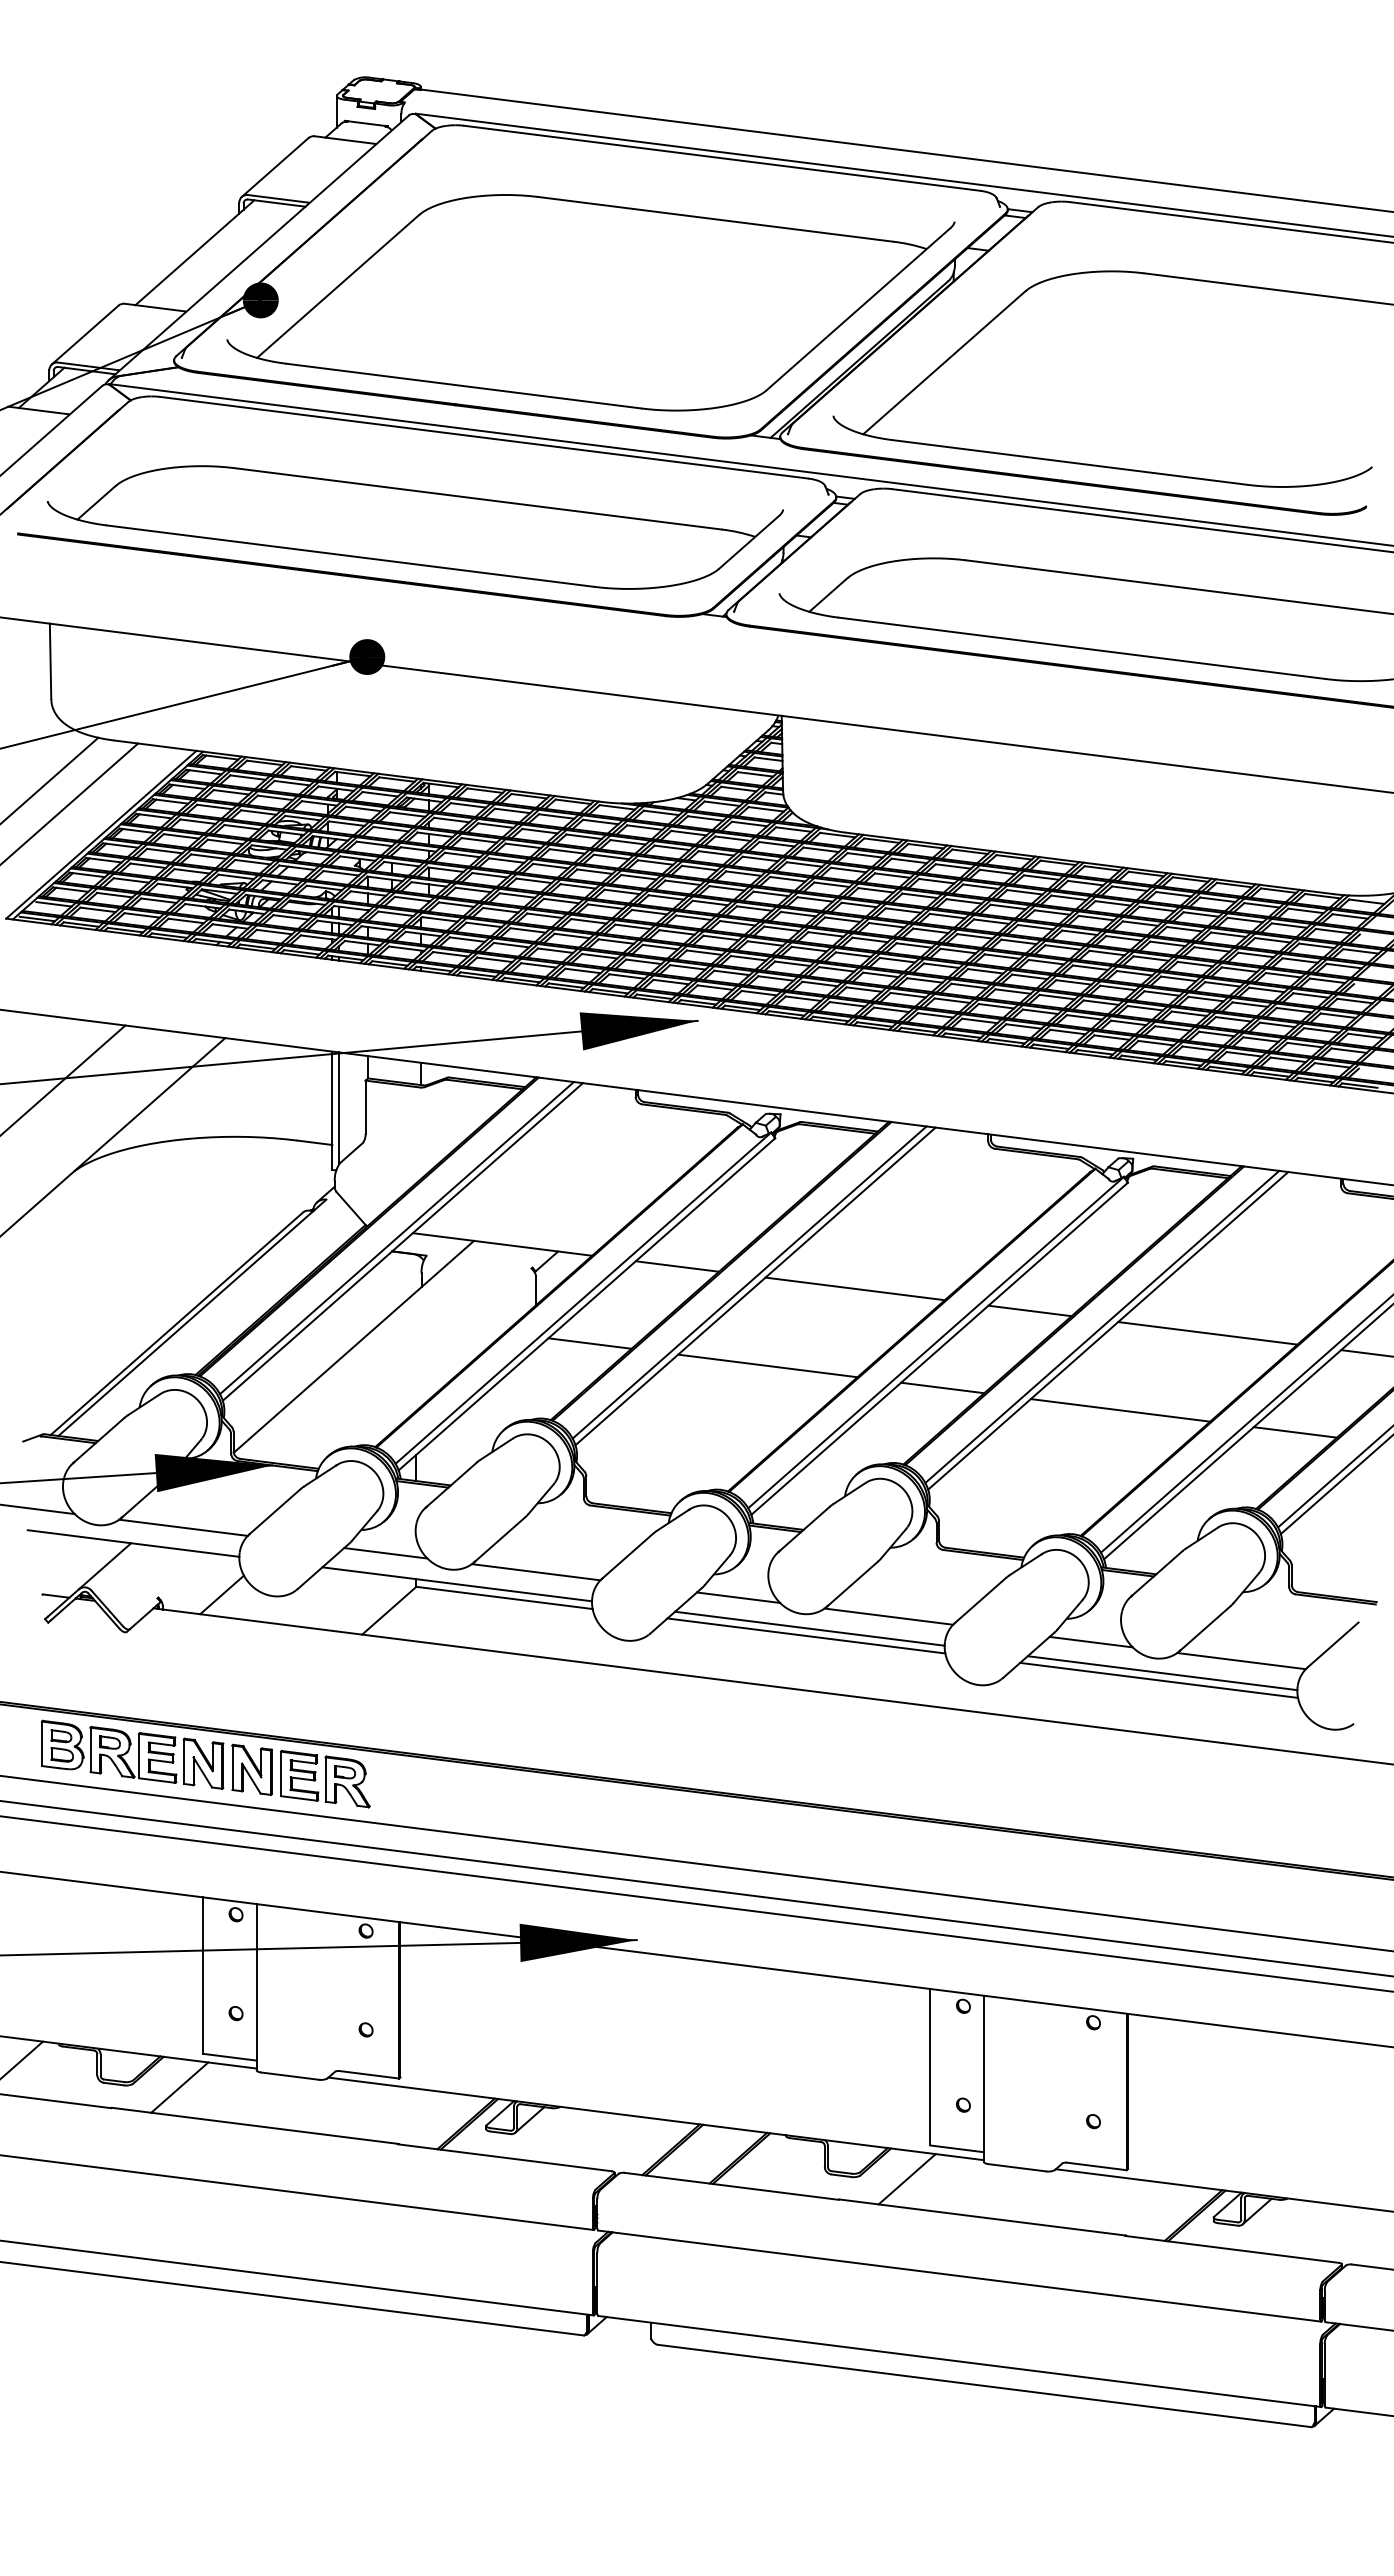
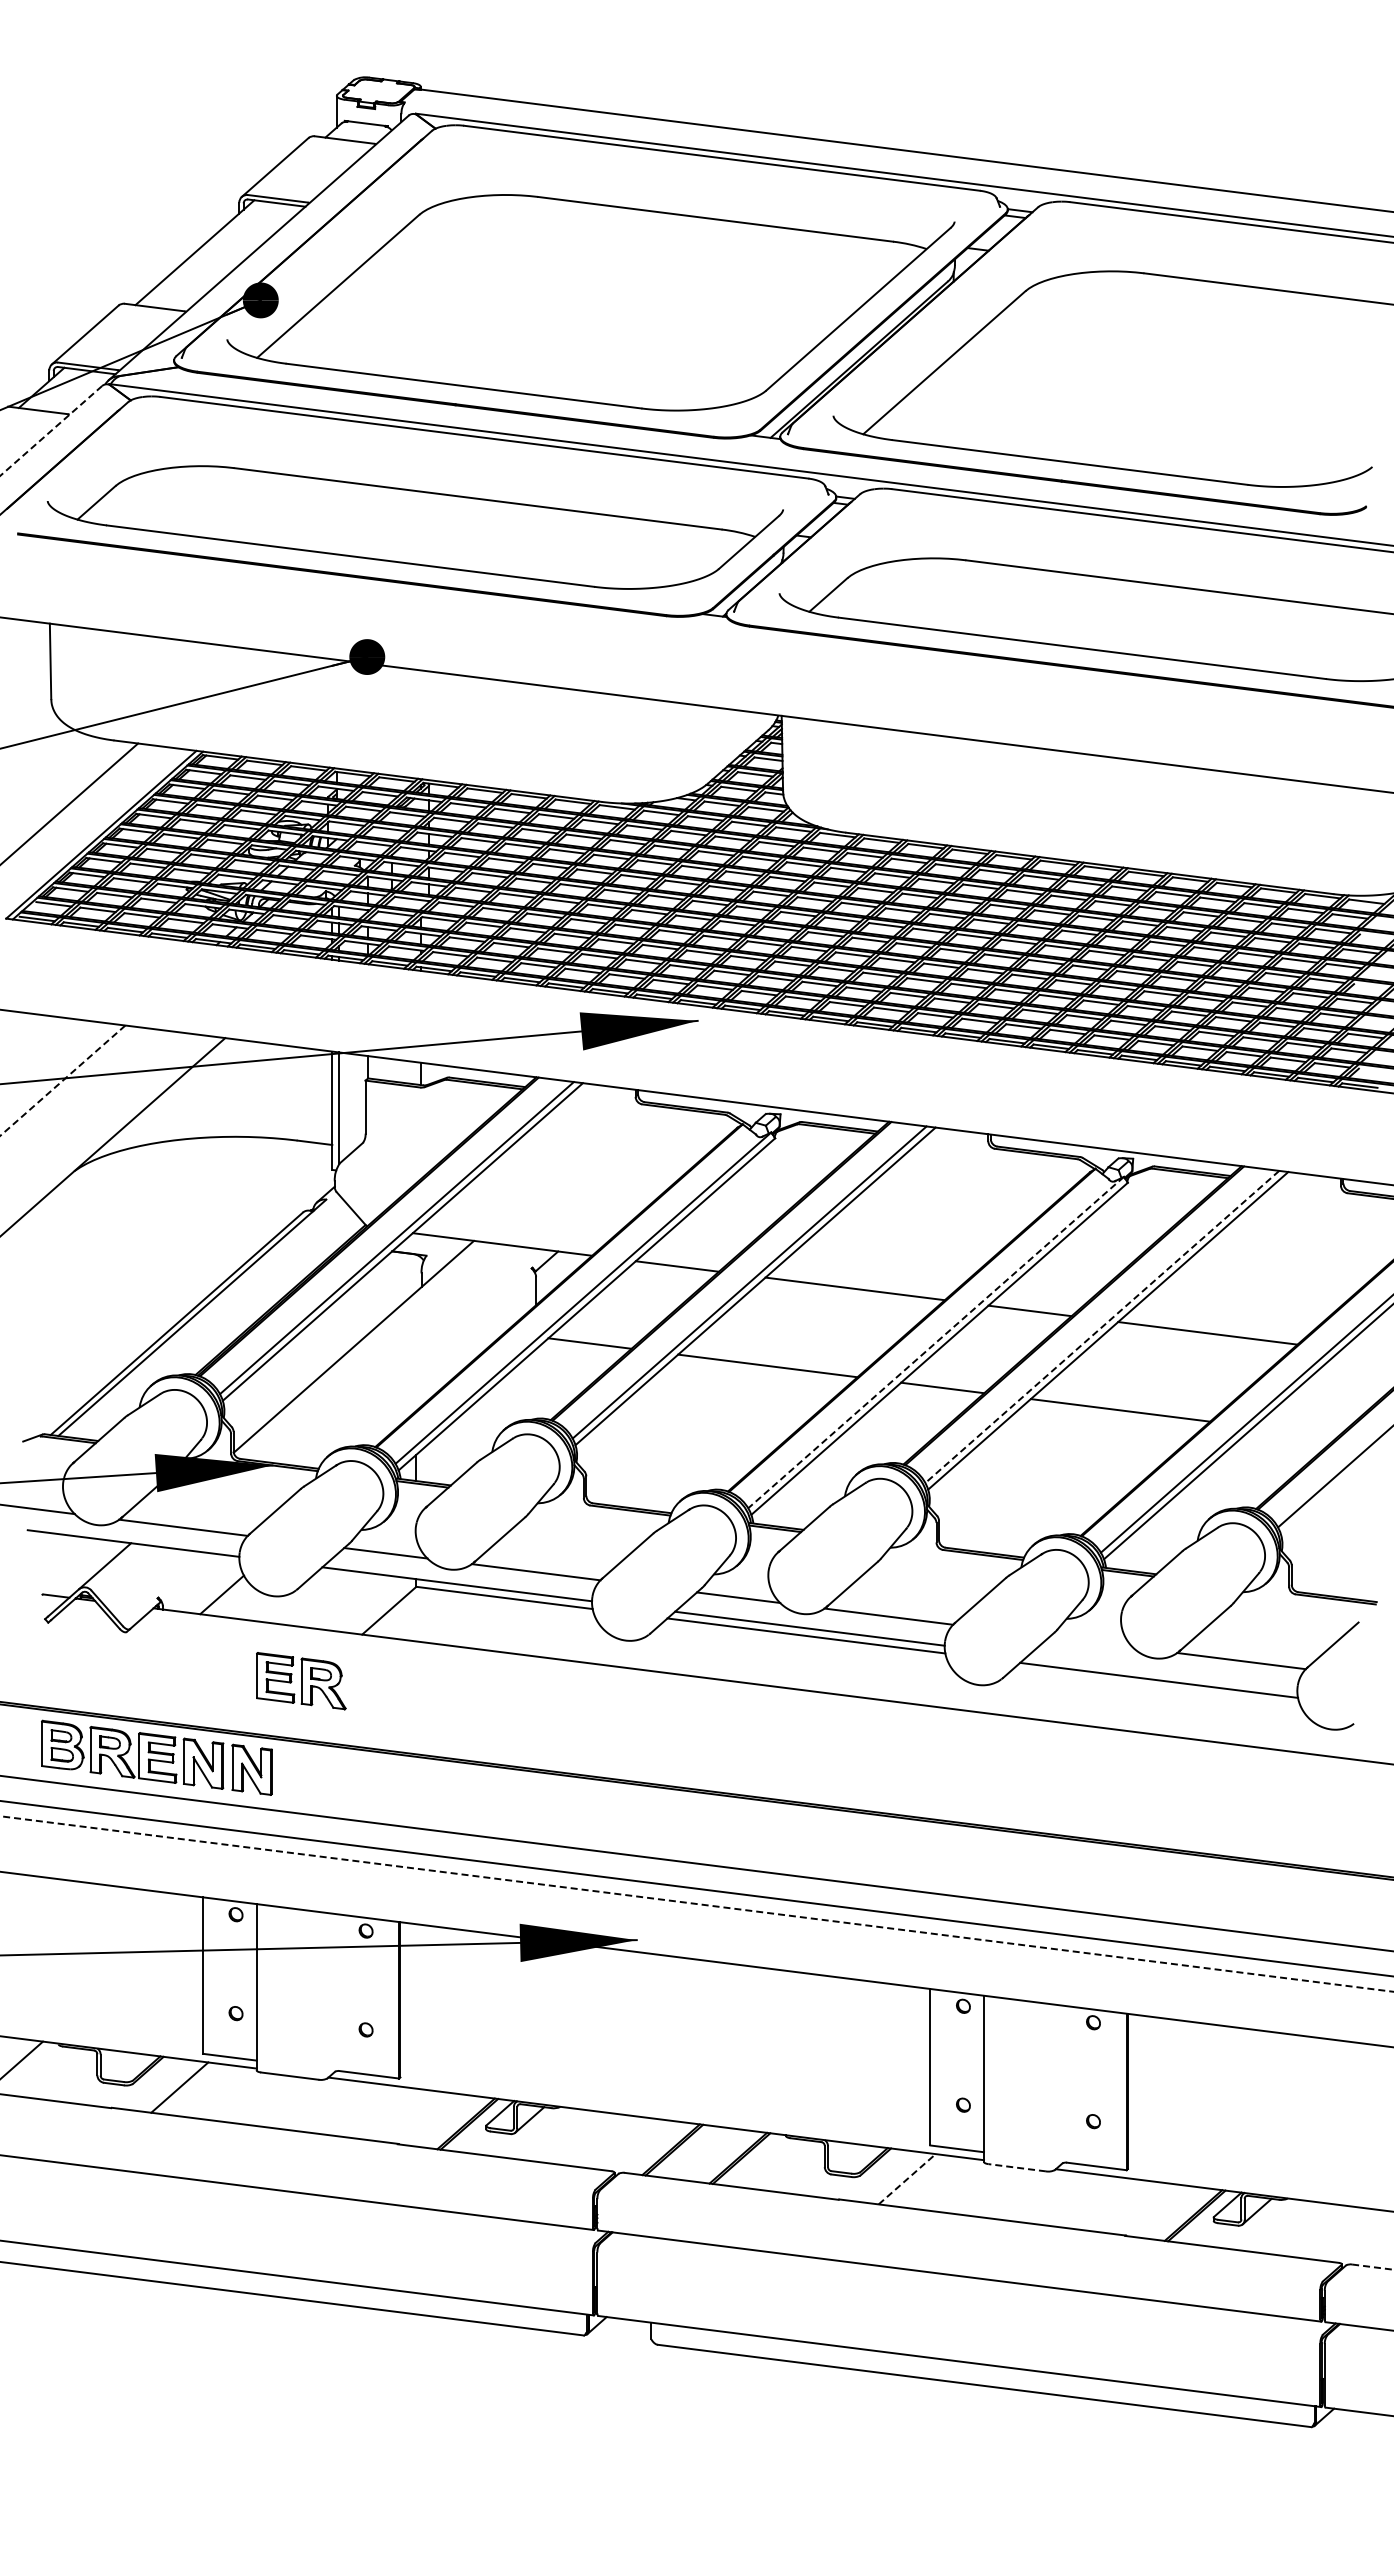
line: solid -> dashed (51, 430)
line: present -> none (50, 779)
line: solid -> dashed (62, 1081)
line: solid -> dashed (1102, 1326)
line: solid -> dashed (935, 1342)
line: present -> none (1365, 1353)
line: present -> none (1294, 1432)
line: present -> none (1335, 1485)
line: present -> none (1090, 1641)
line: present -> none (1162, 1673)
part position: (325, 1779) -> (301, 1681) (301, 1681)
line: solid -> dashed (697, 1904)
line: solid -> dashed (1017, 2167)
line: solid -> dashed (907, 2178)
line: solid -> dashed (1372, 2267)
